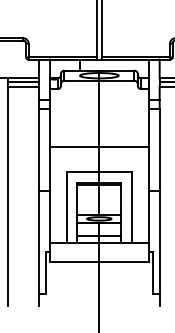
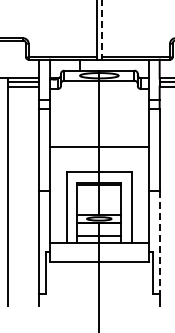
line: solid -> dashed (102, 29)
line: solid -> dashed (159, 242)
